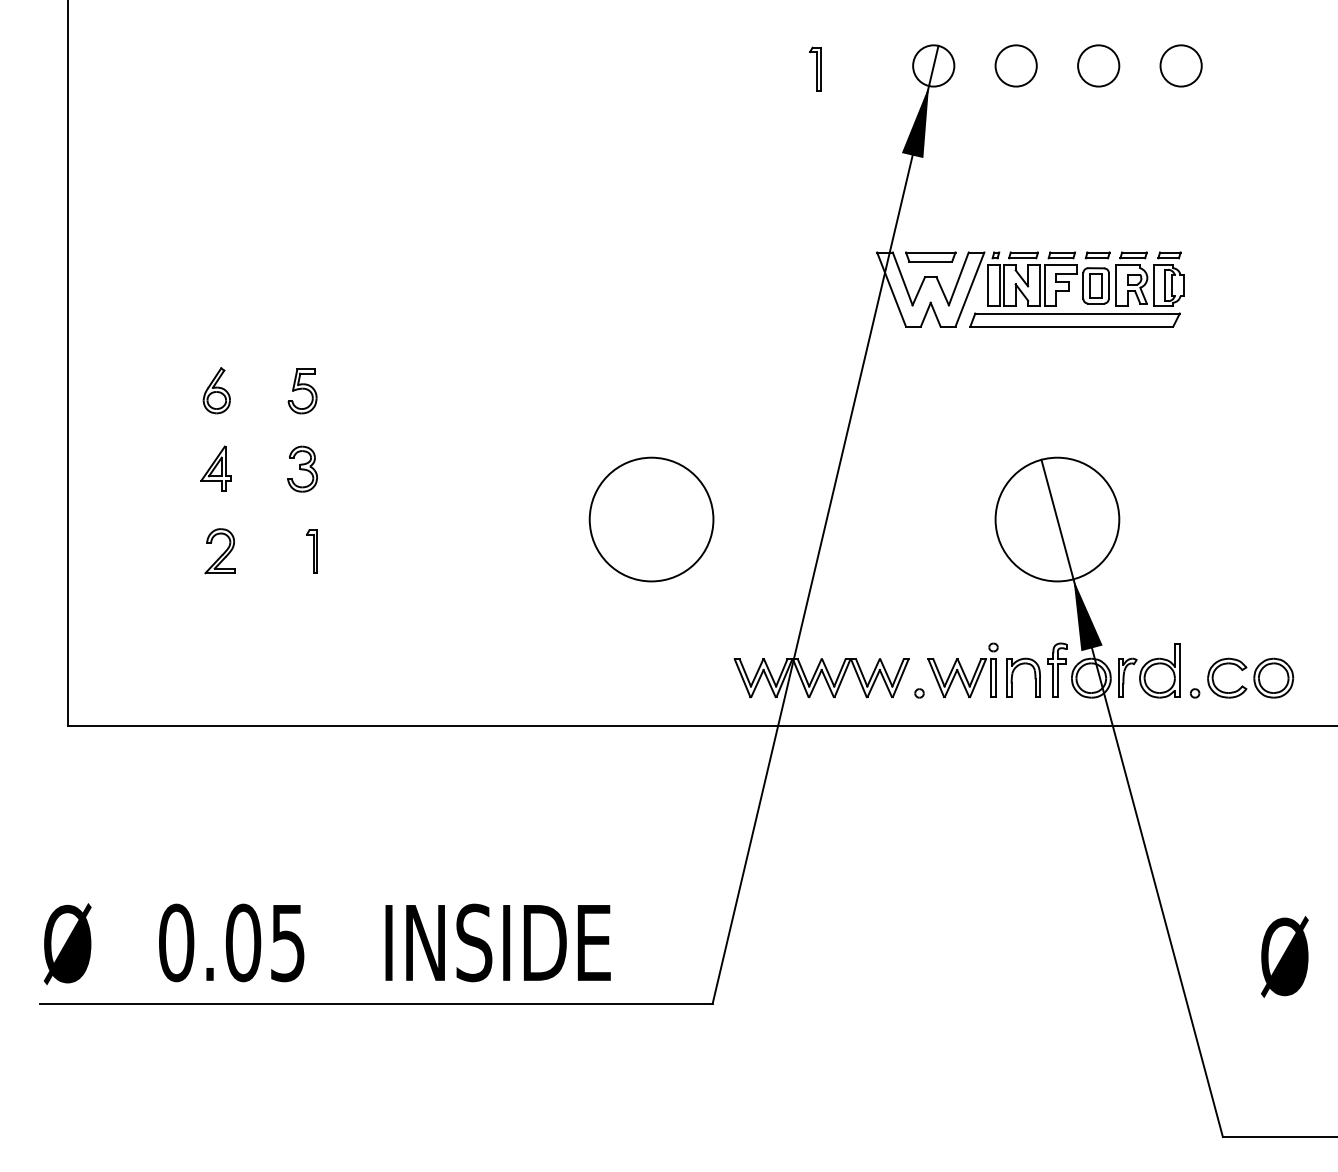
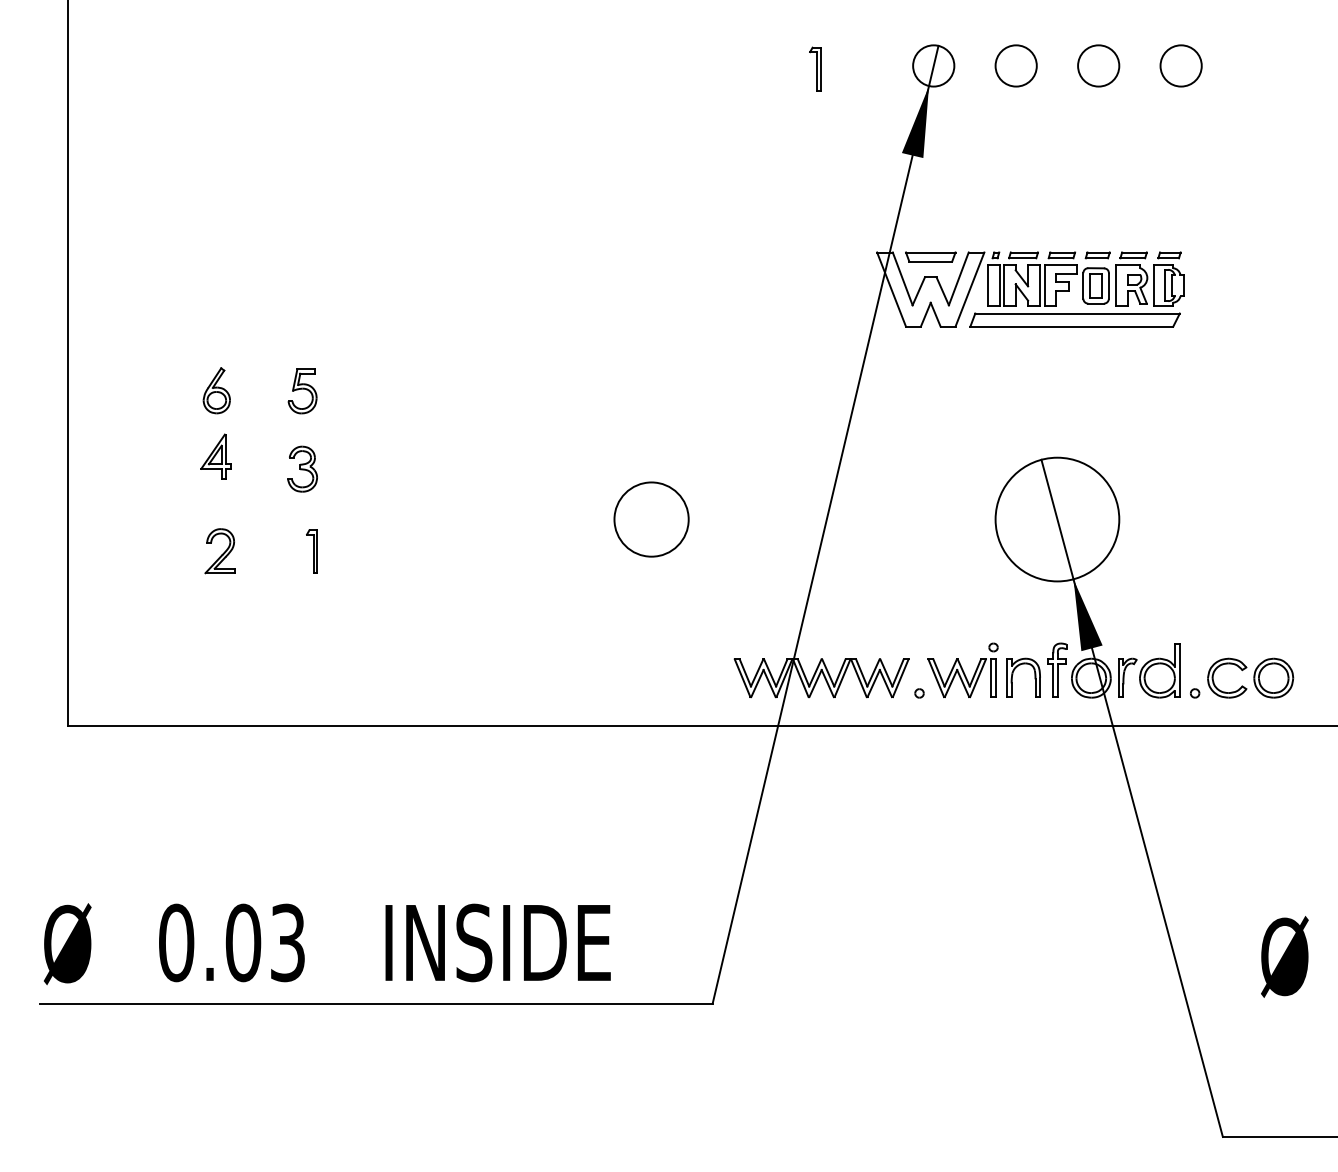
part position: (215, 468) -> (215, 456) (215, 456)
circle diameter: 124 px -> 74 px (651, 519)
text: 0.05 -> 0.03 (287, 942)
